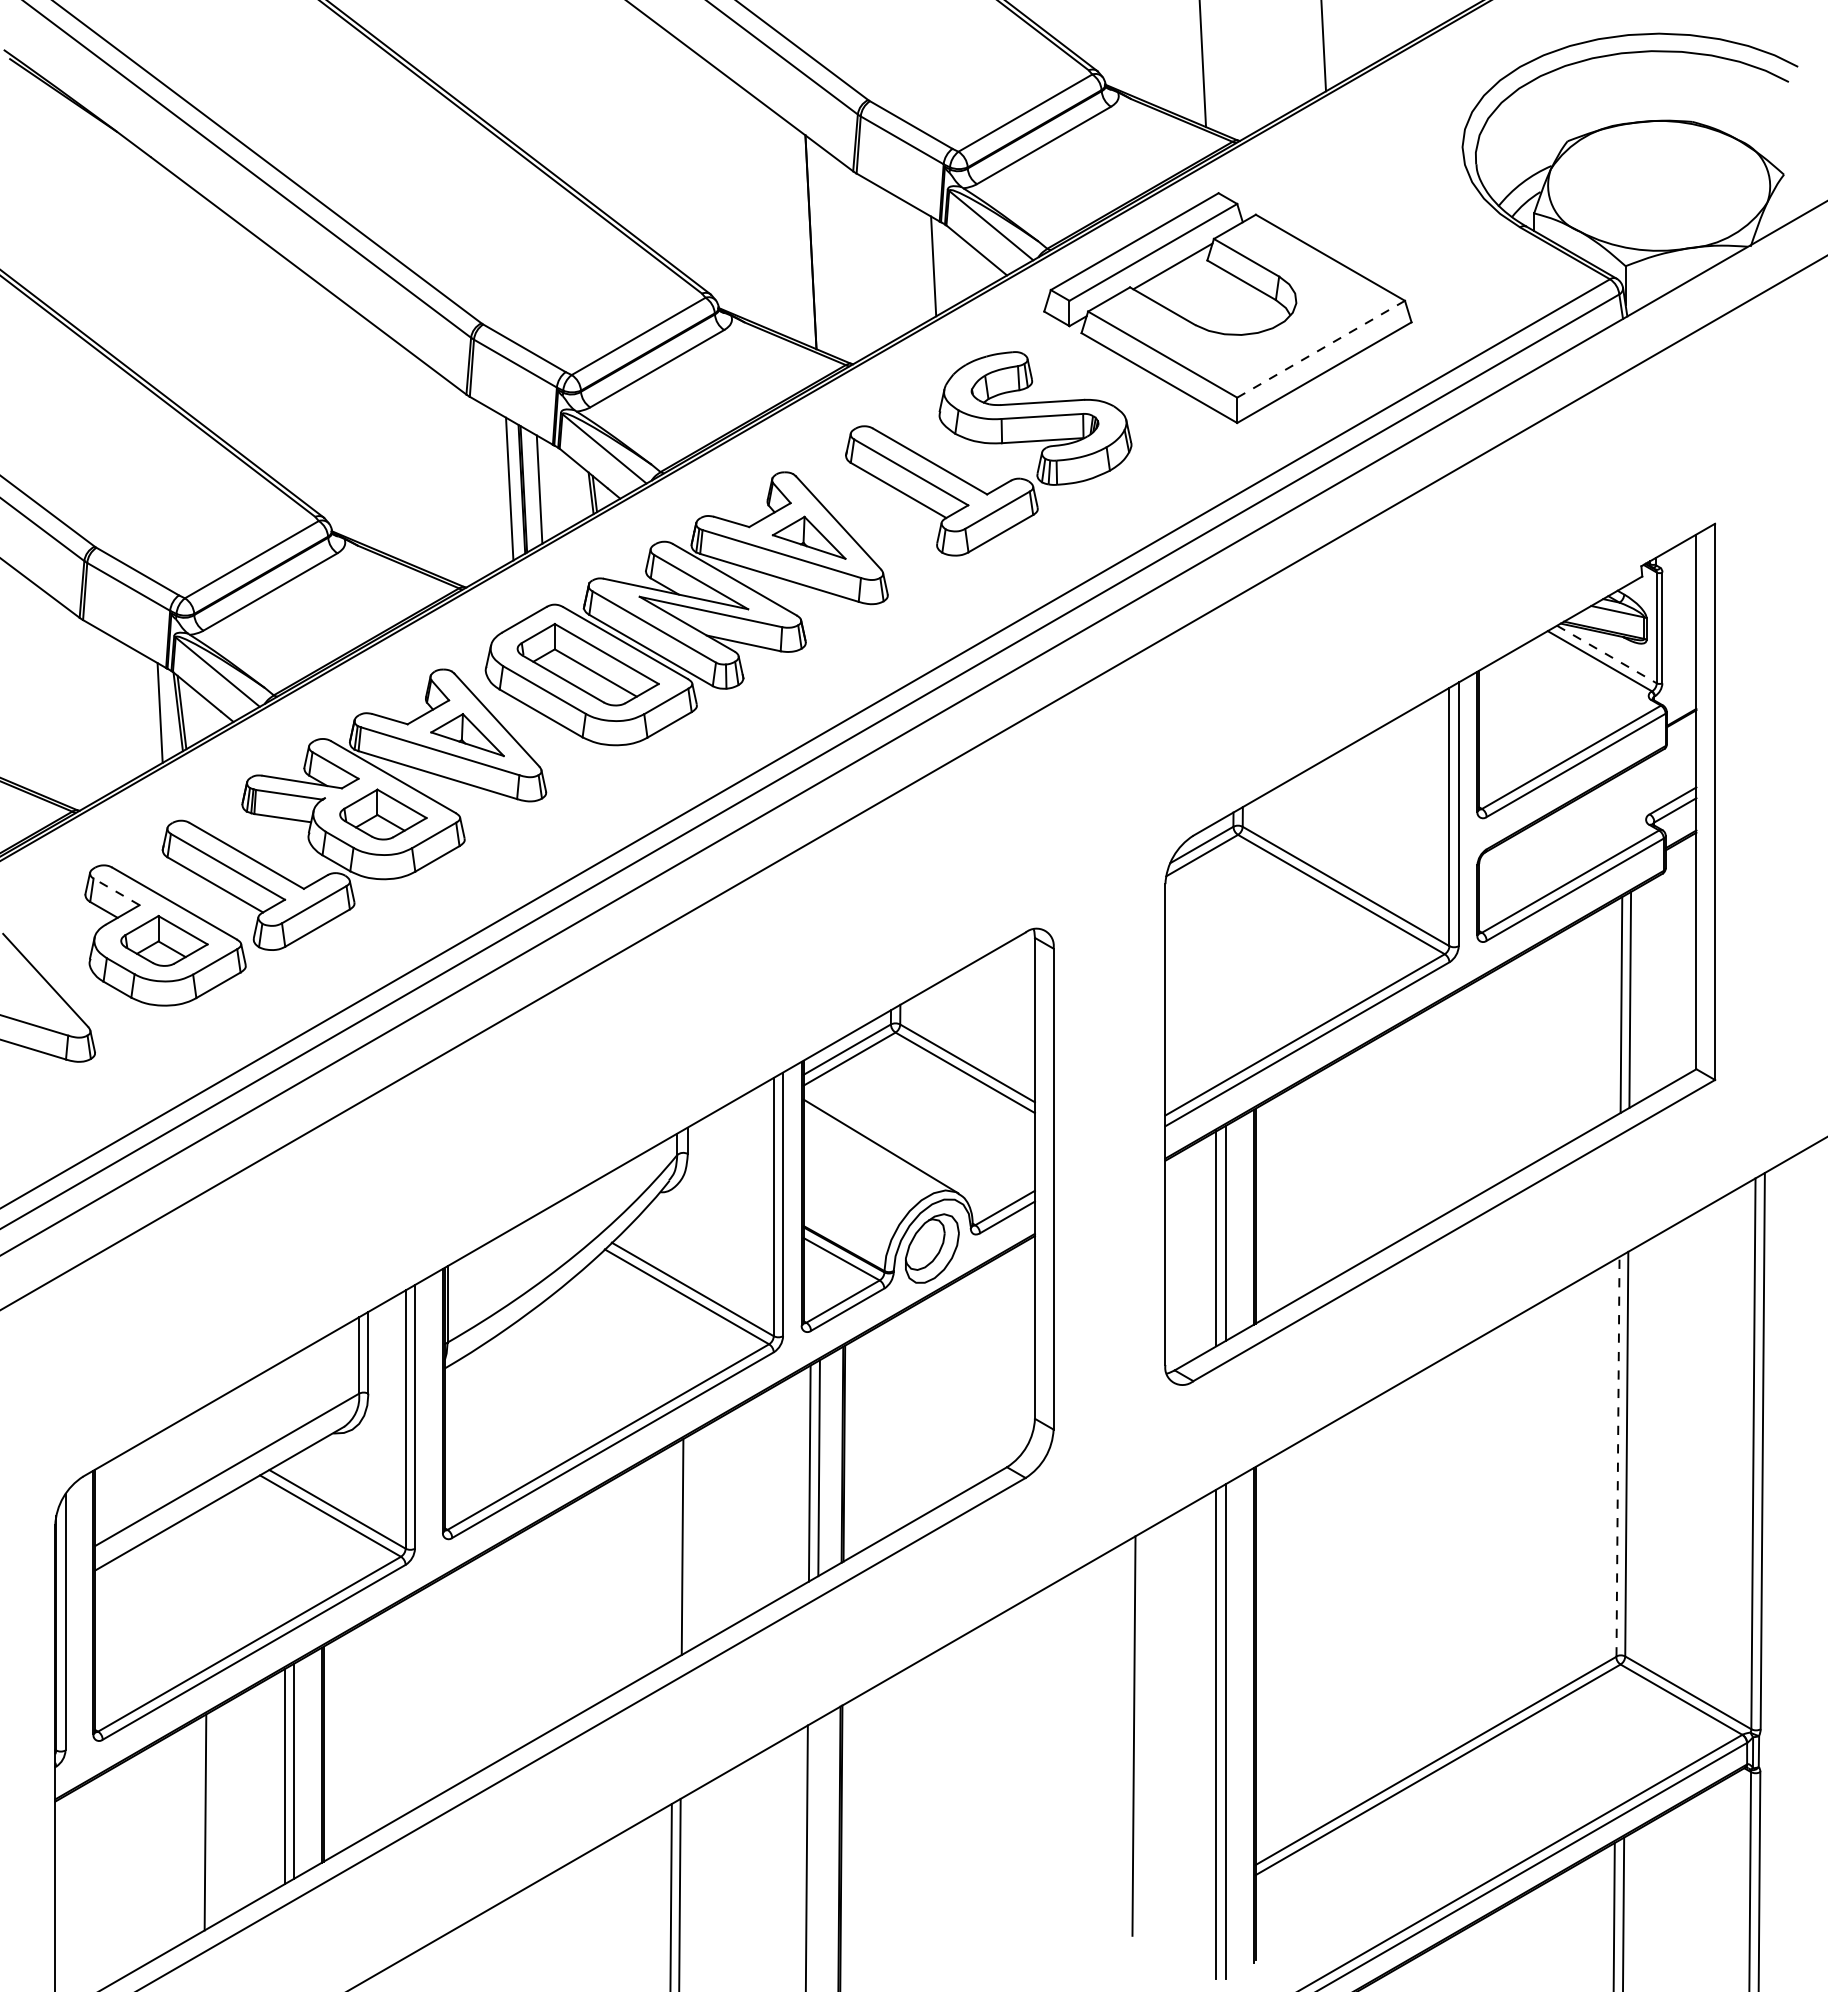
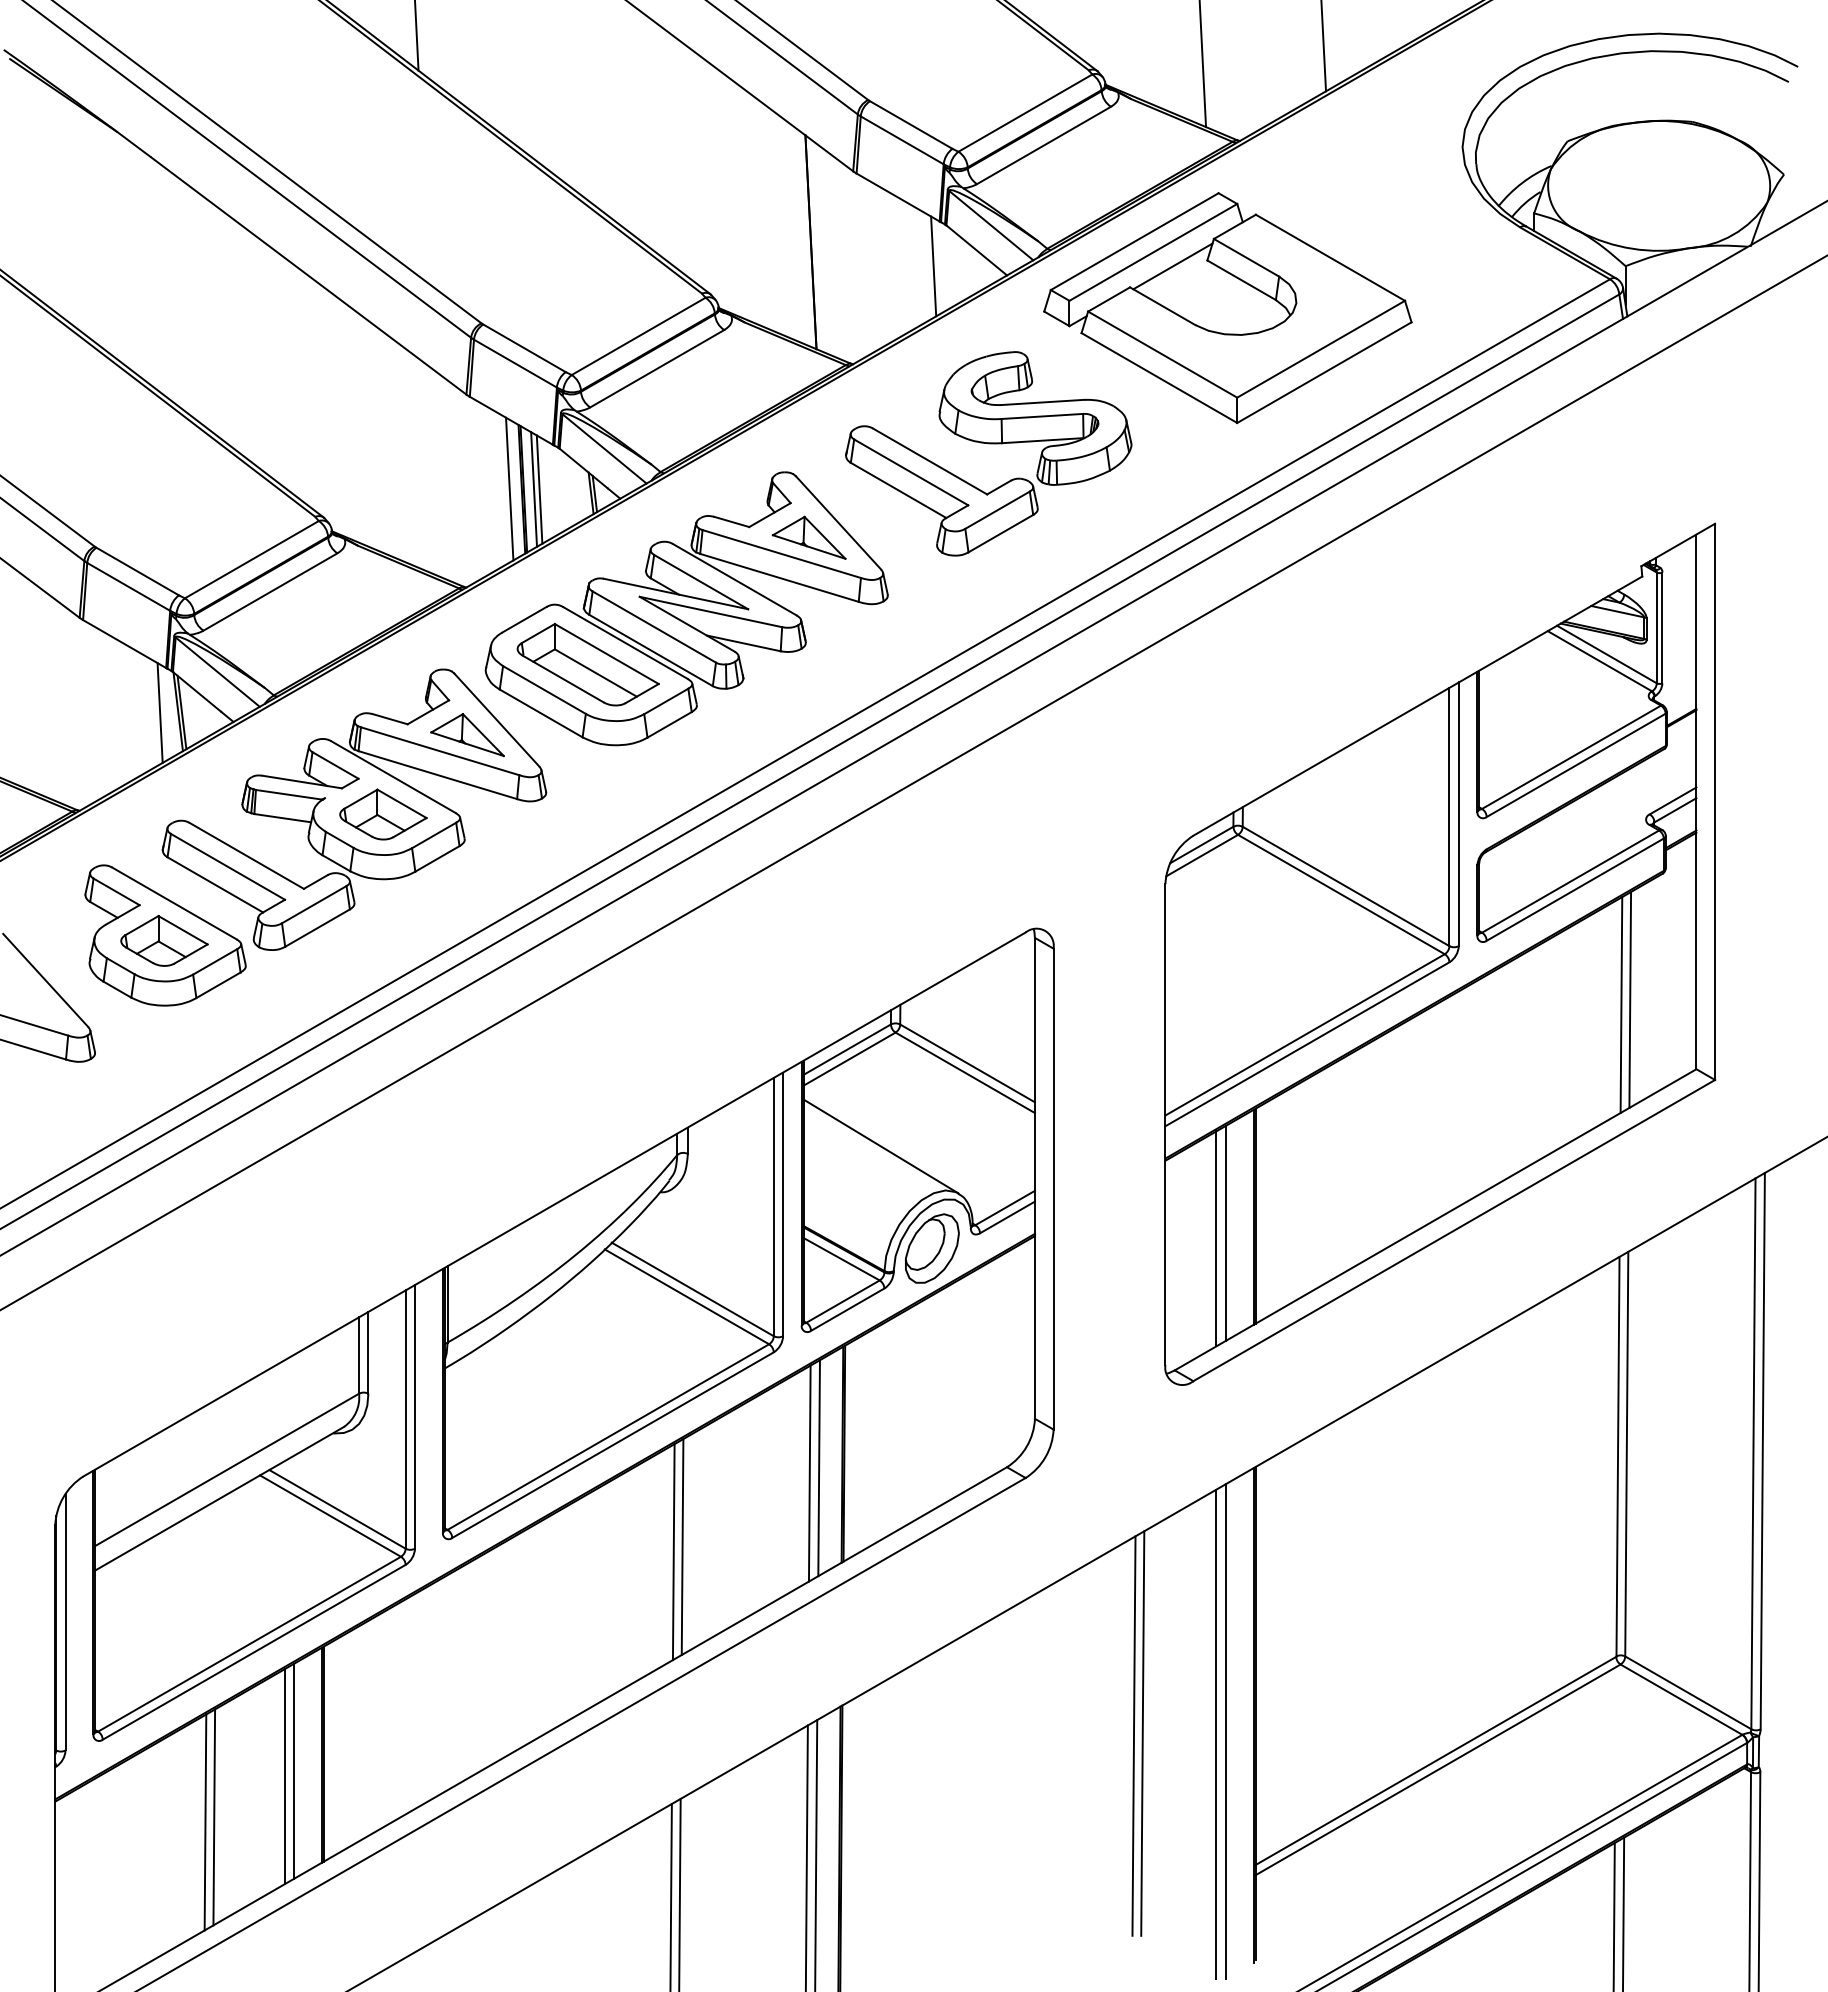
line: none -> present (416, 36)
line: dashed -> solid (1321, 349)
line: none -> present (534, 489)
line: dashed -> solid (1606, 654)
line: dashed -> solid (116, 891)
line: dashed -> solid (1618, 1456)
line: none -> present (673, 1552)
line: none -> present (1142, 1733)
line: none -> present (214, 1817)
line: none -> present (816, 1854)
